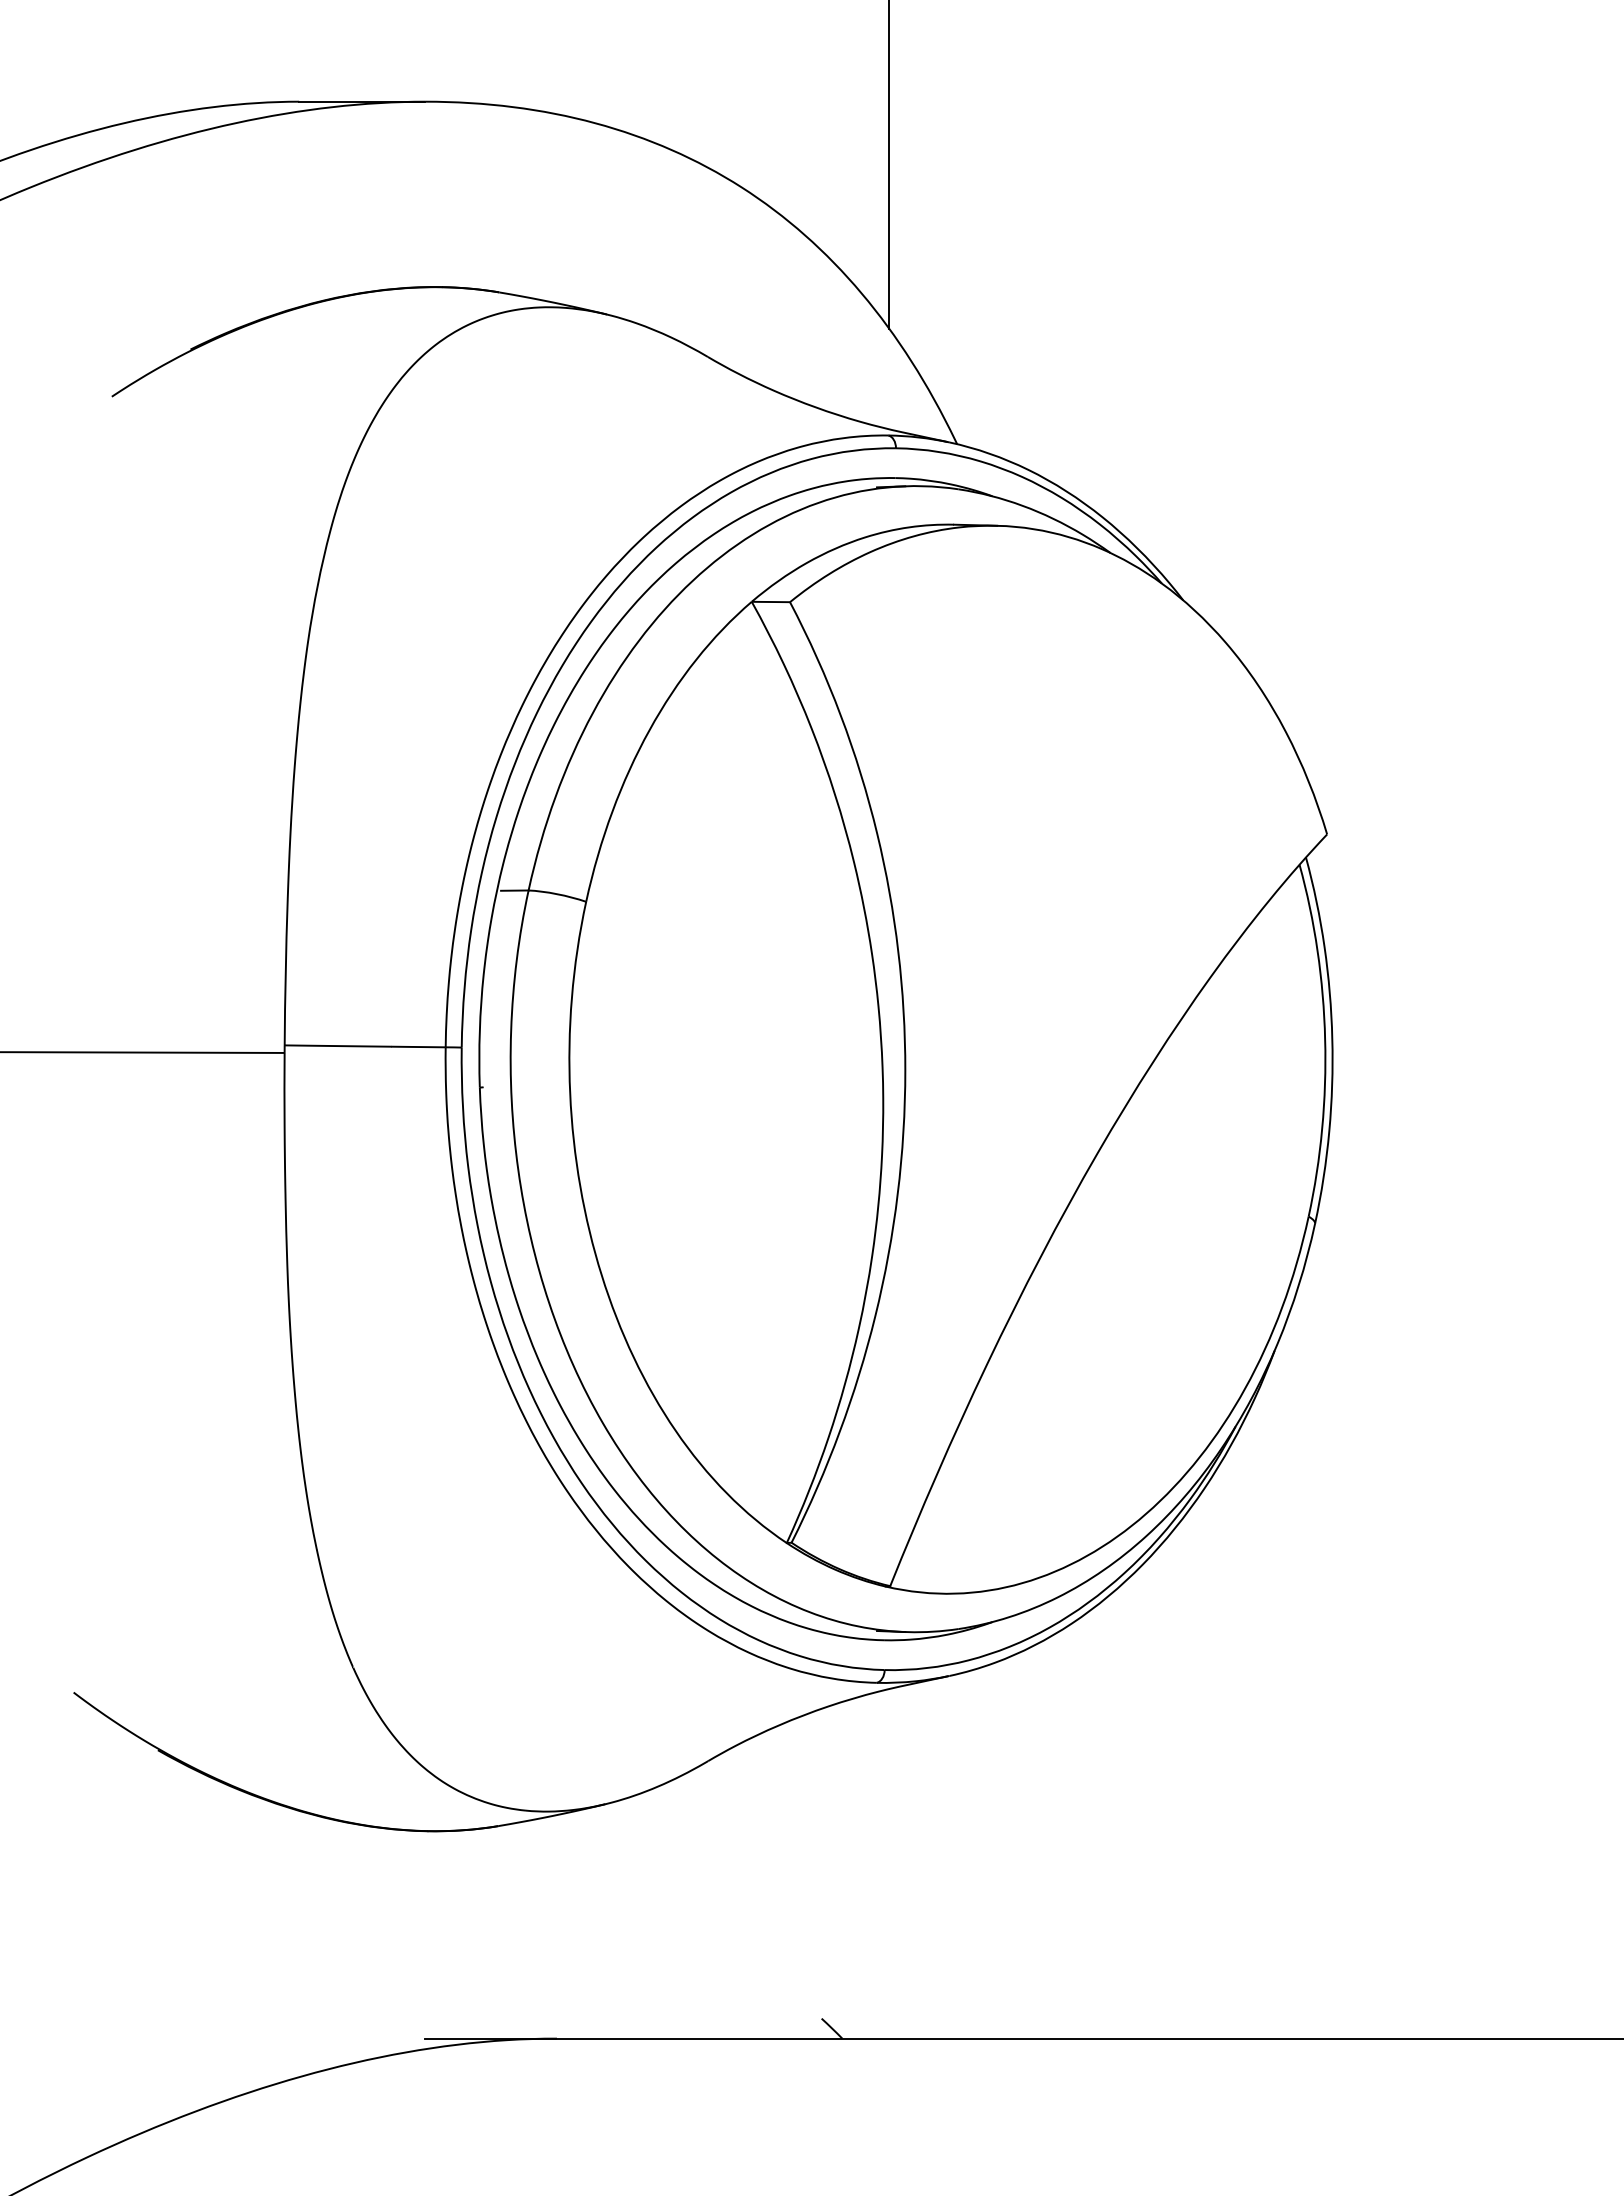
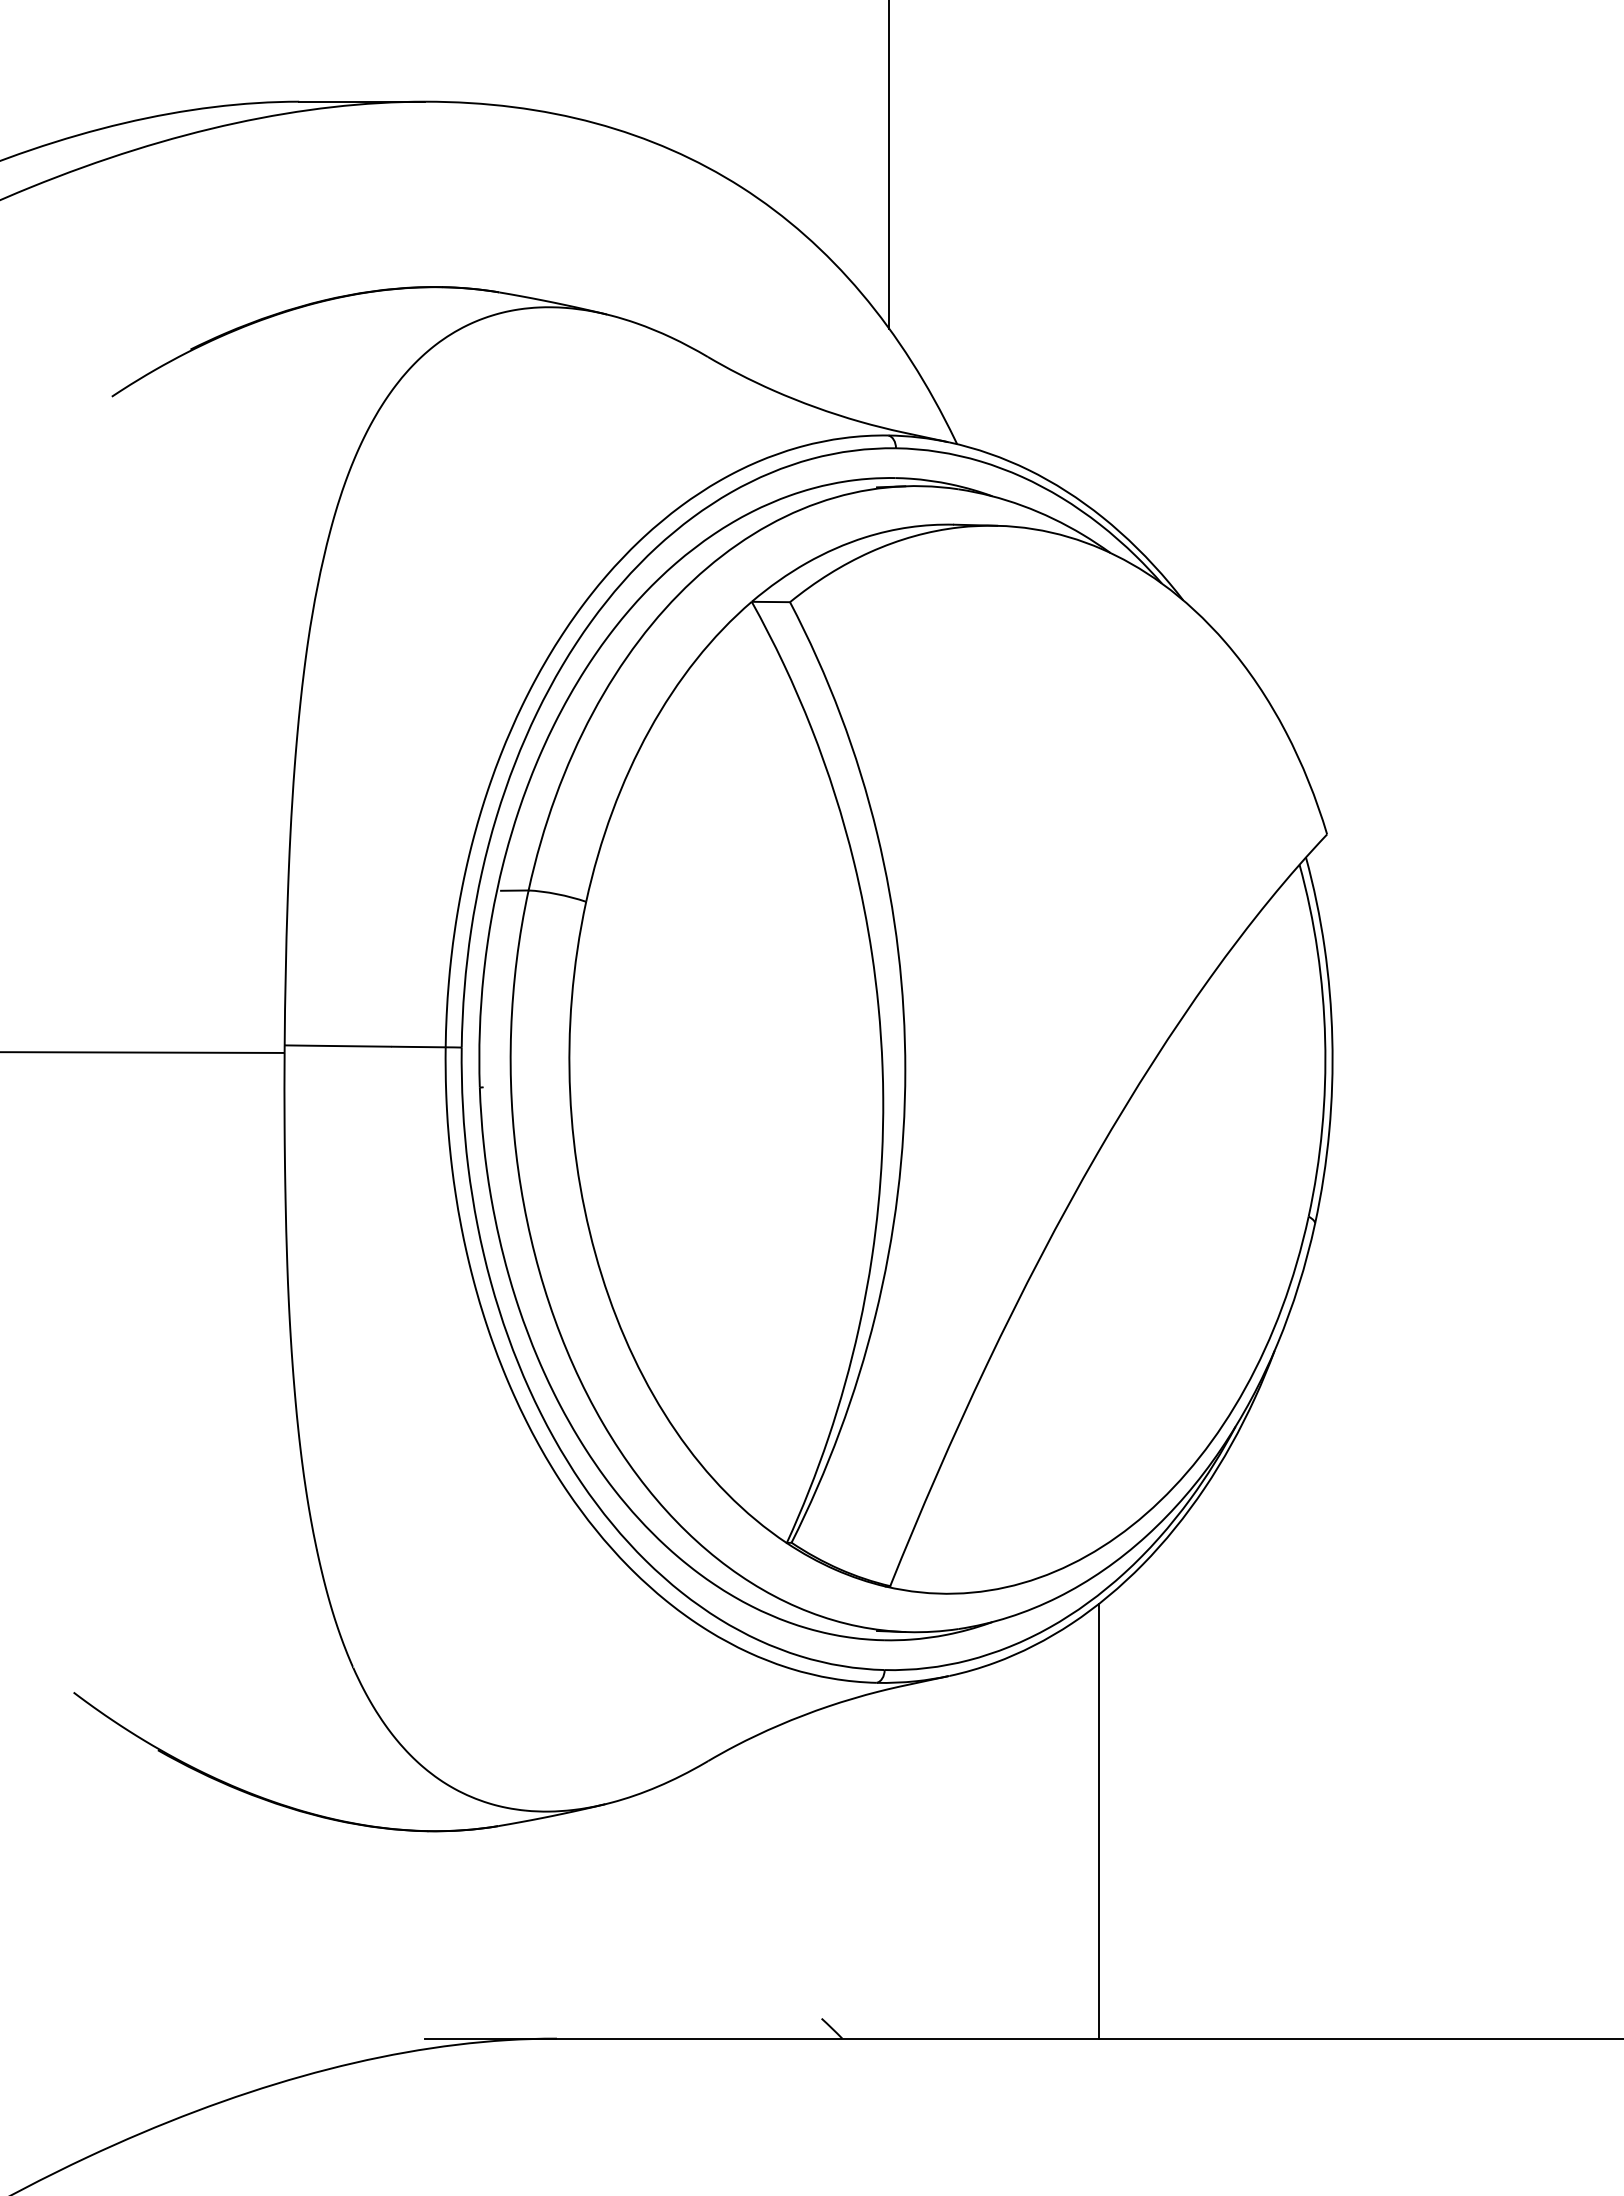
line: none -> present (1099, 1820)
